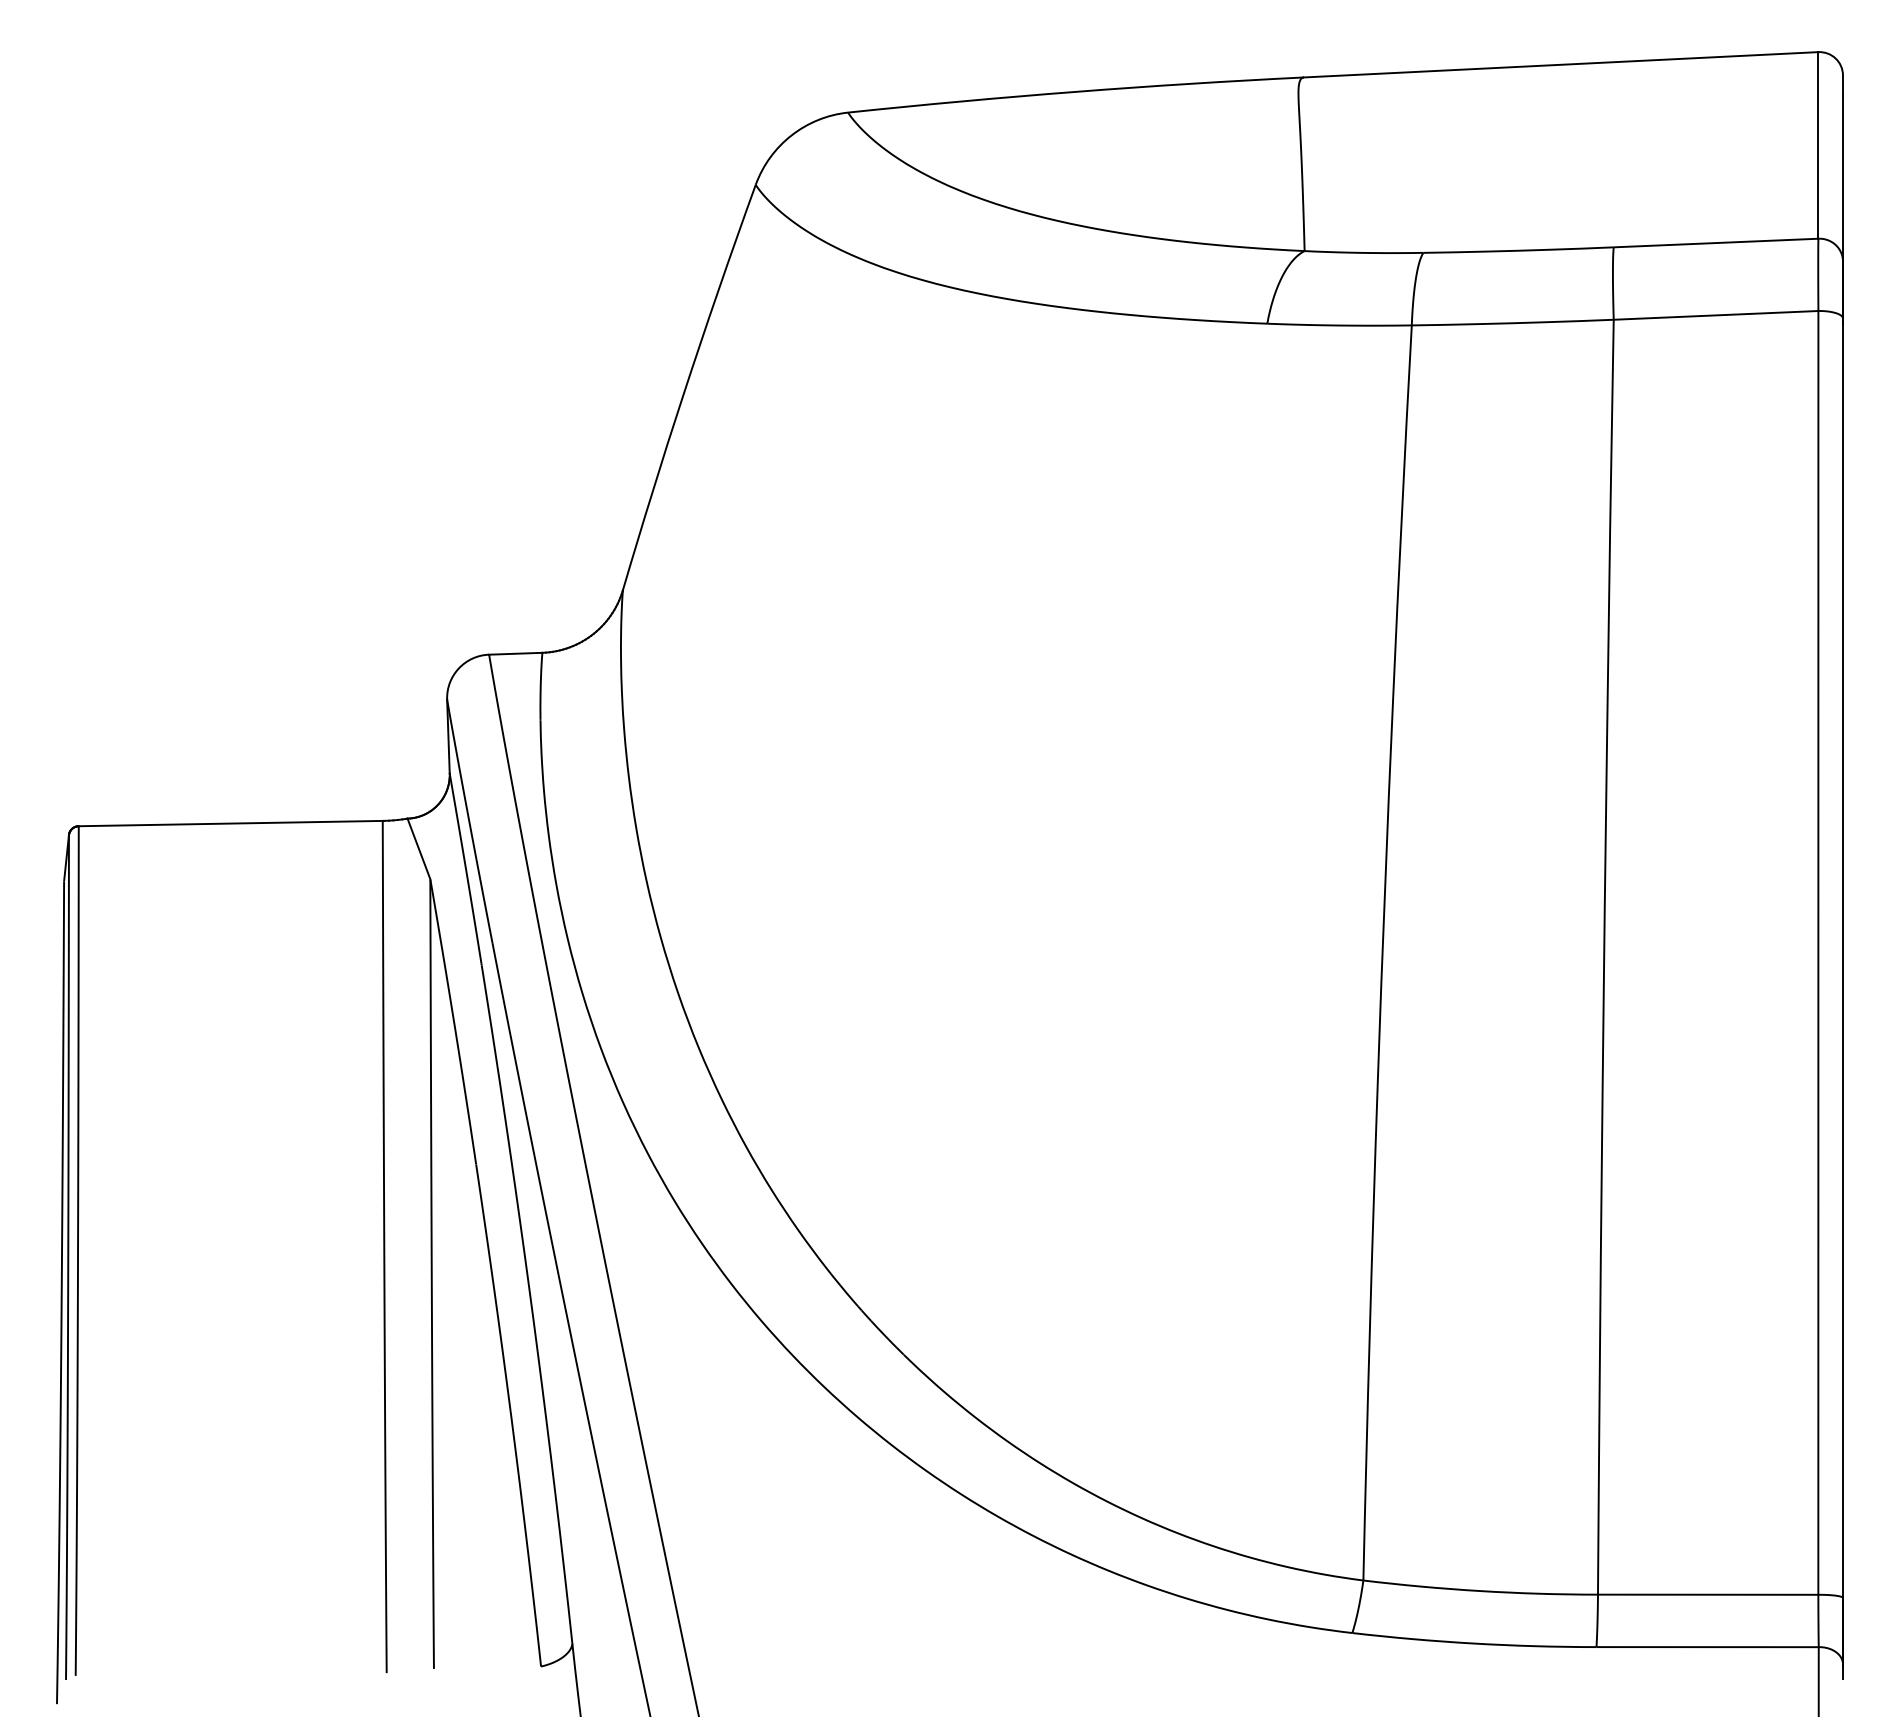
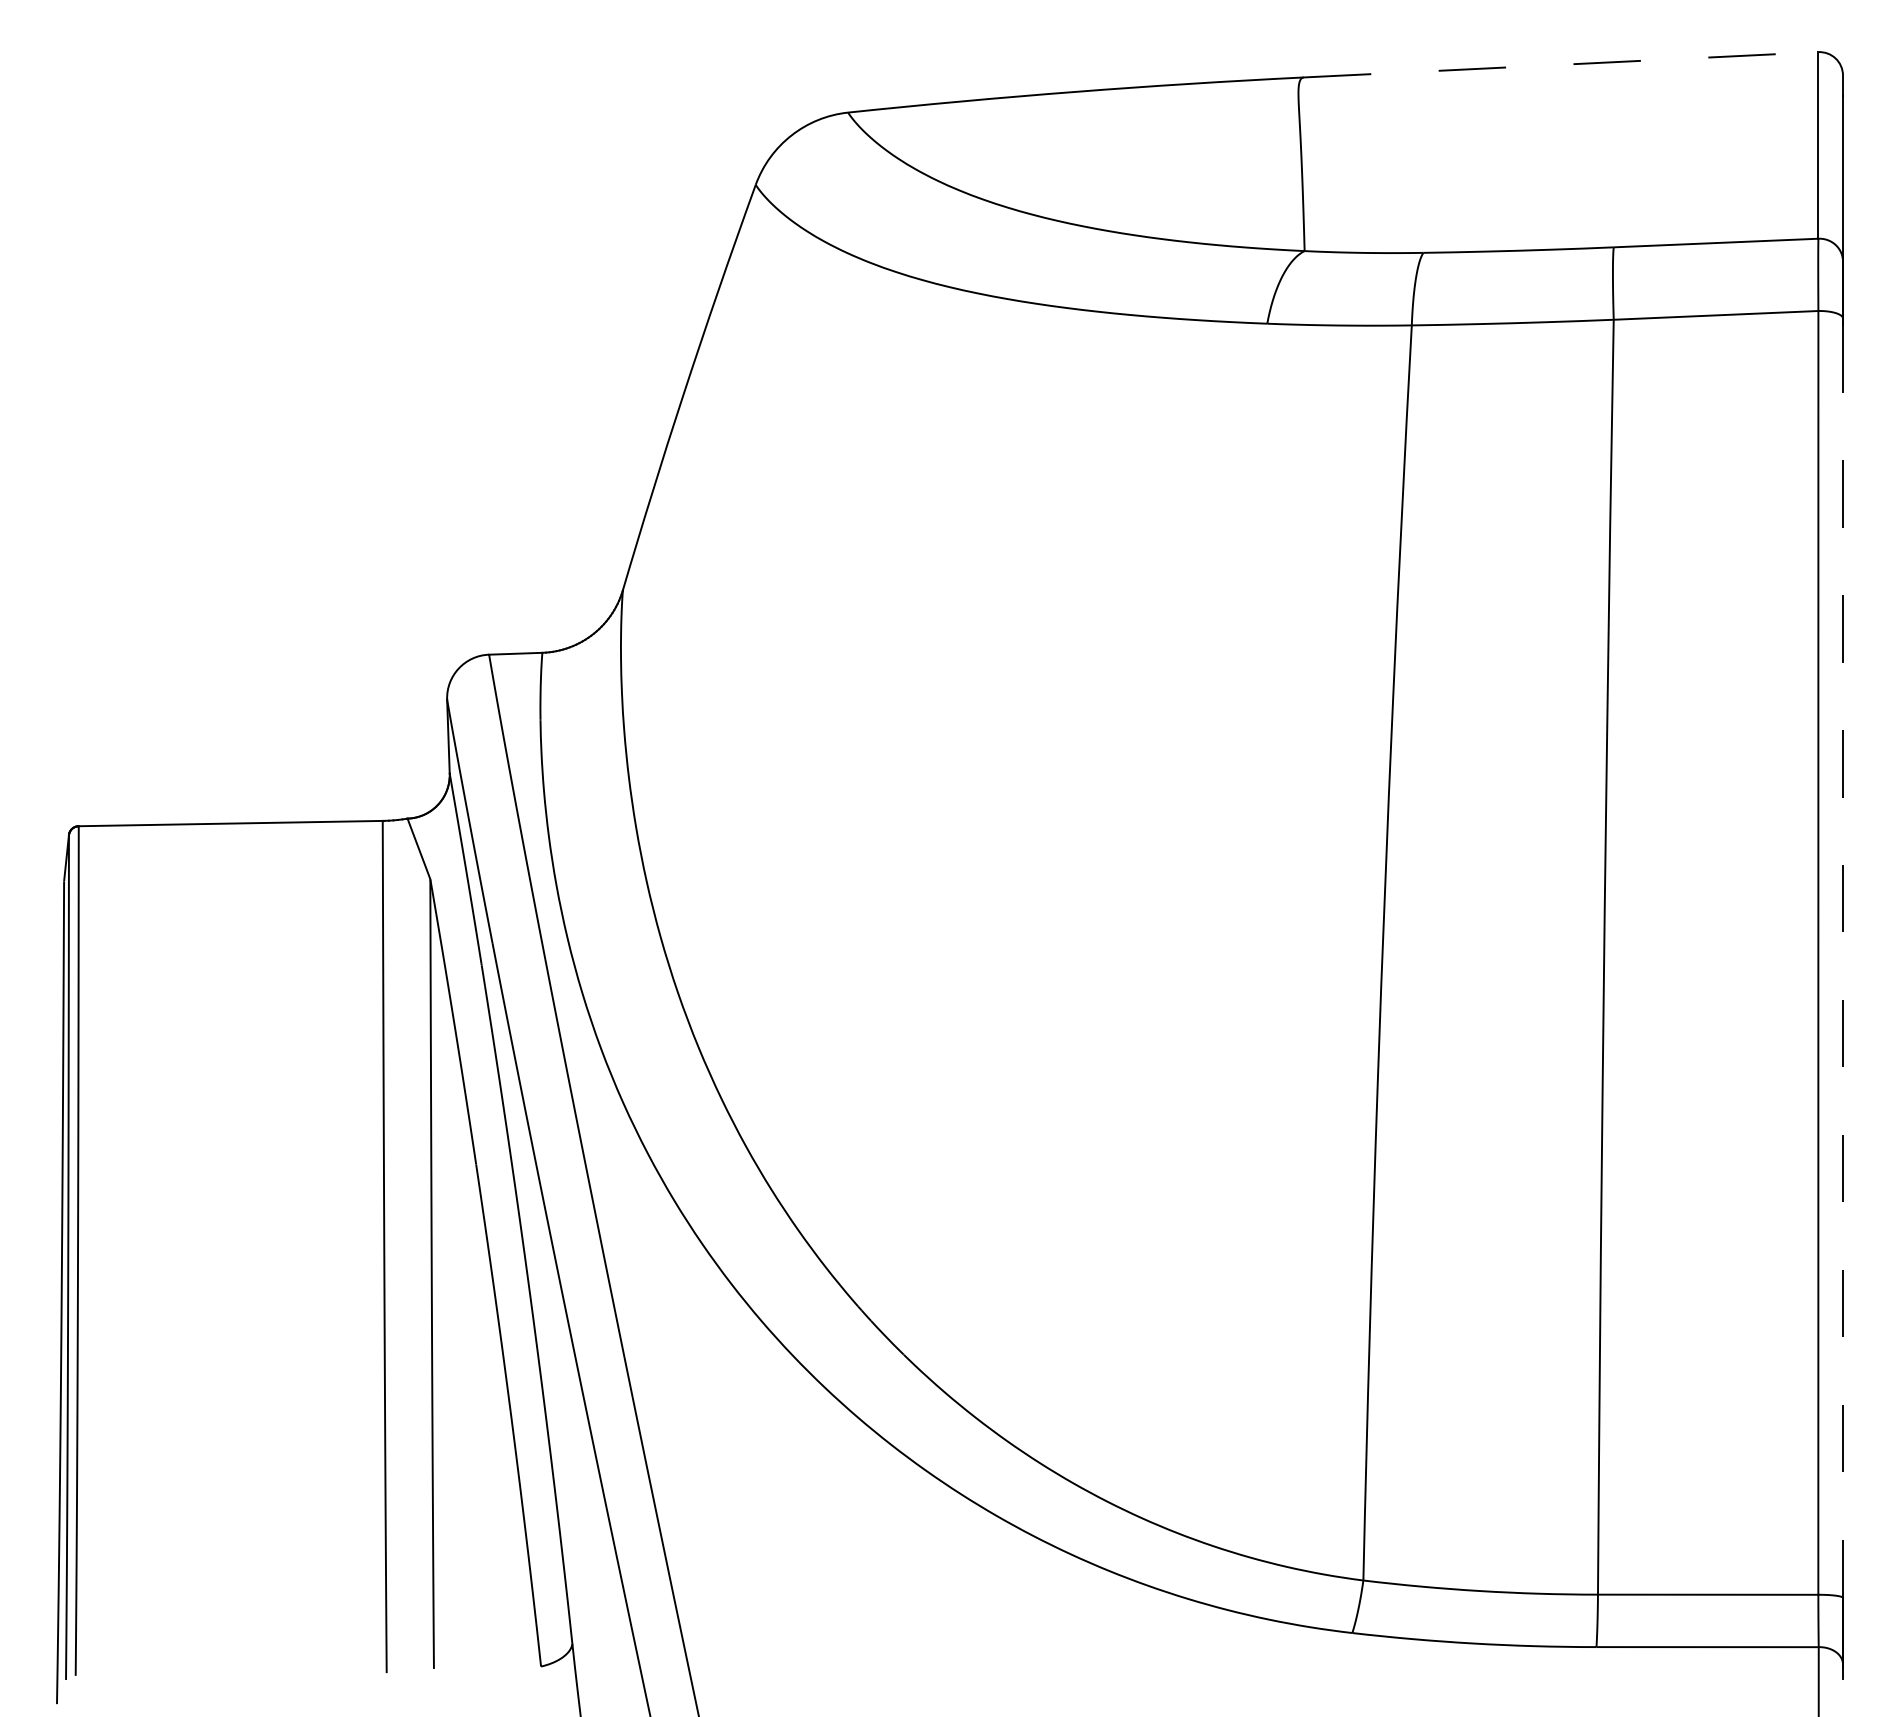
line: solid -> dashed (1561, 64)
line: solid -> dashed (1843, 962)
